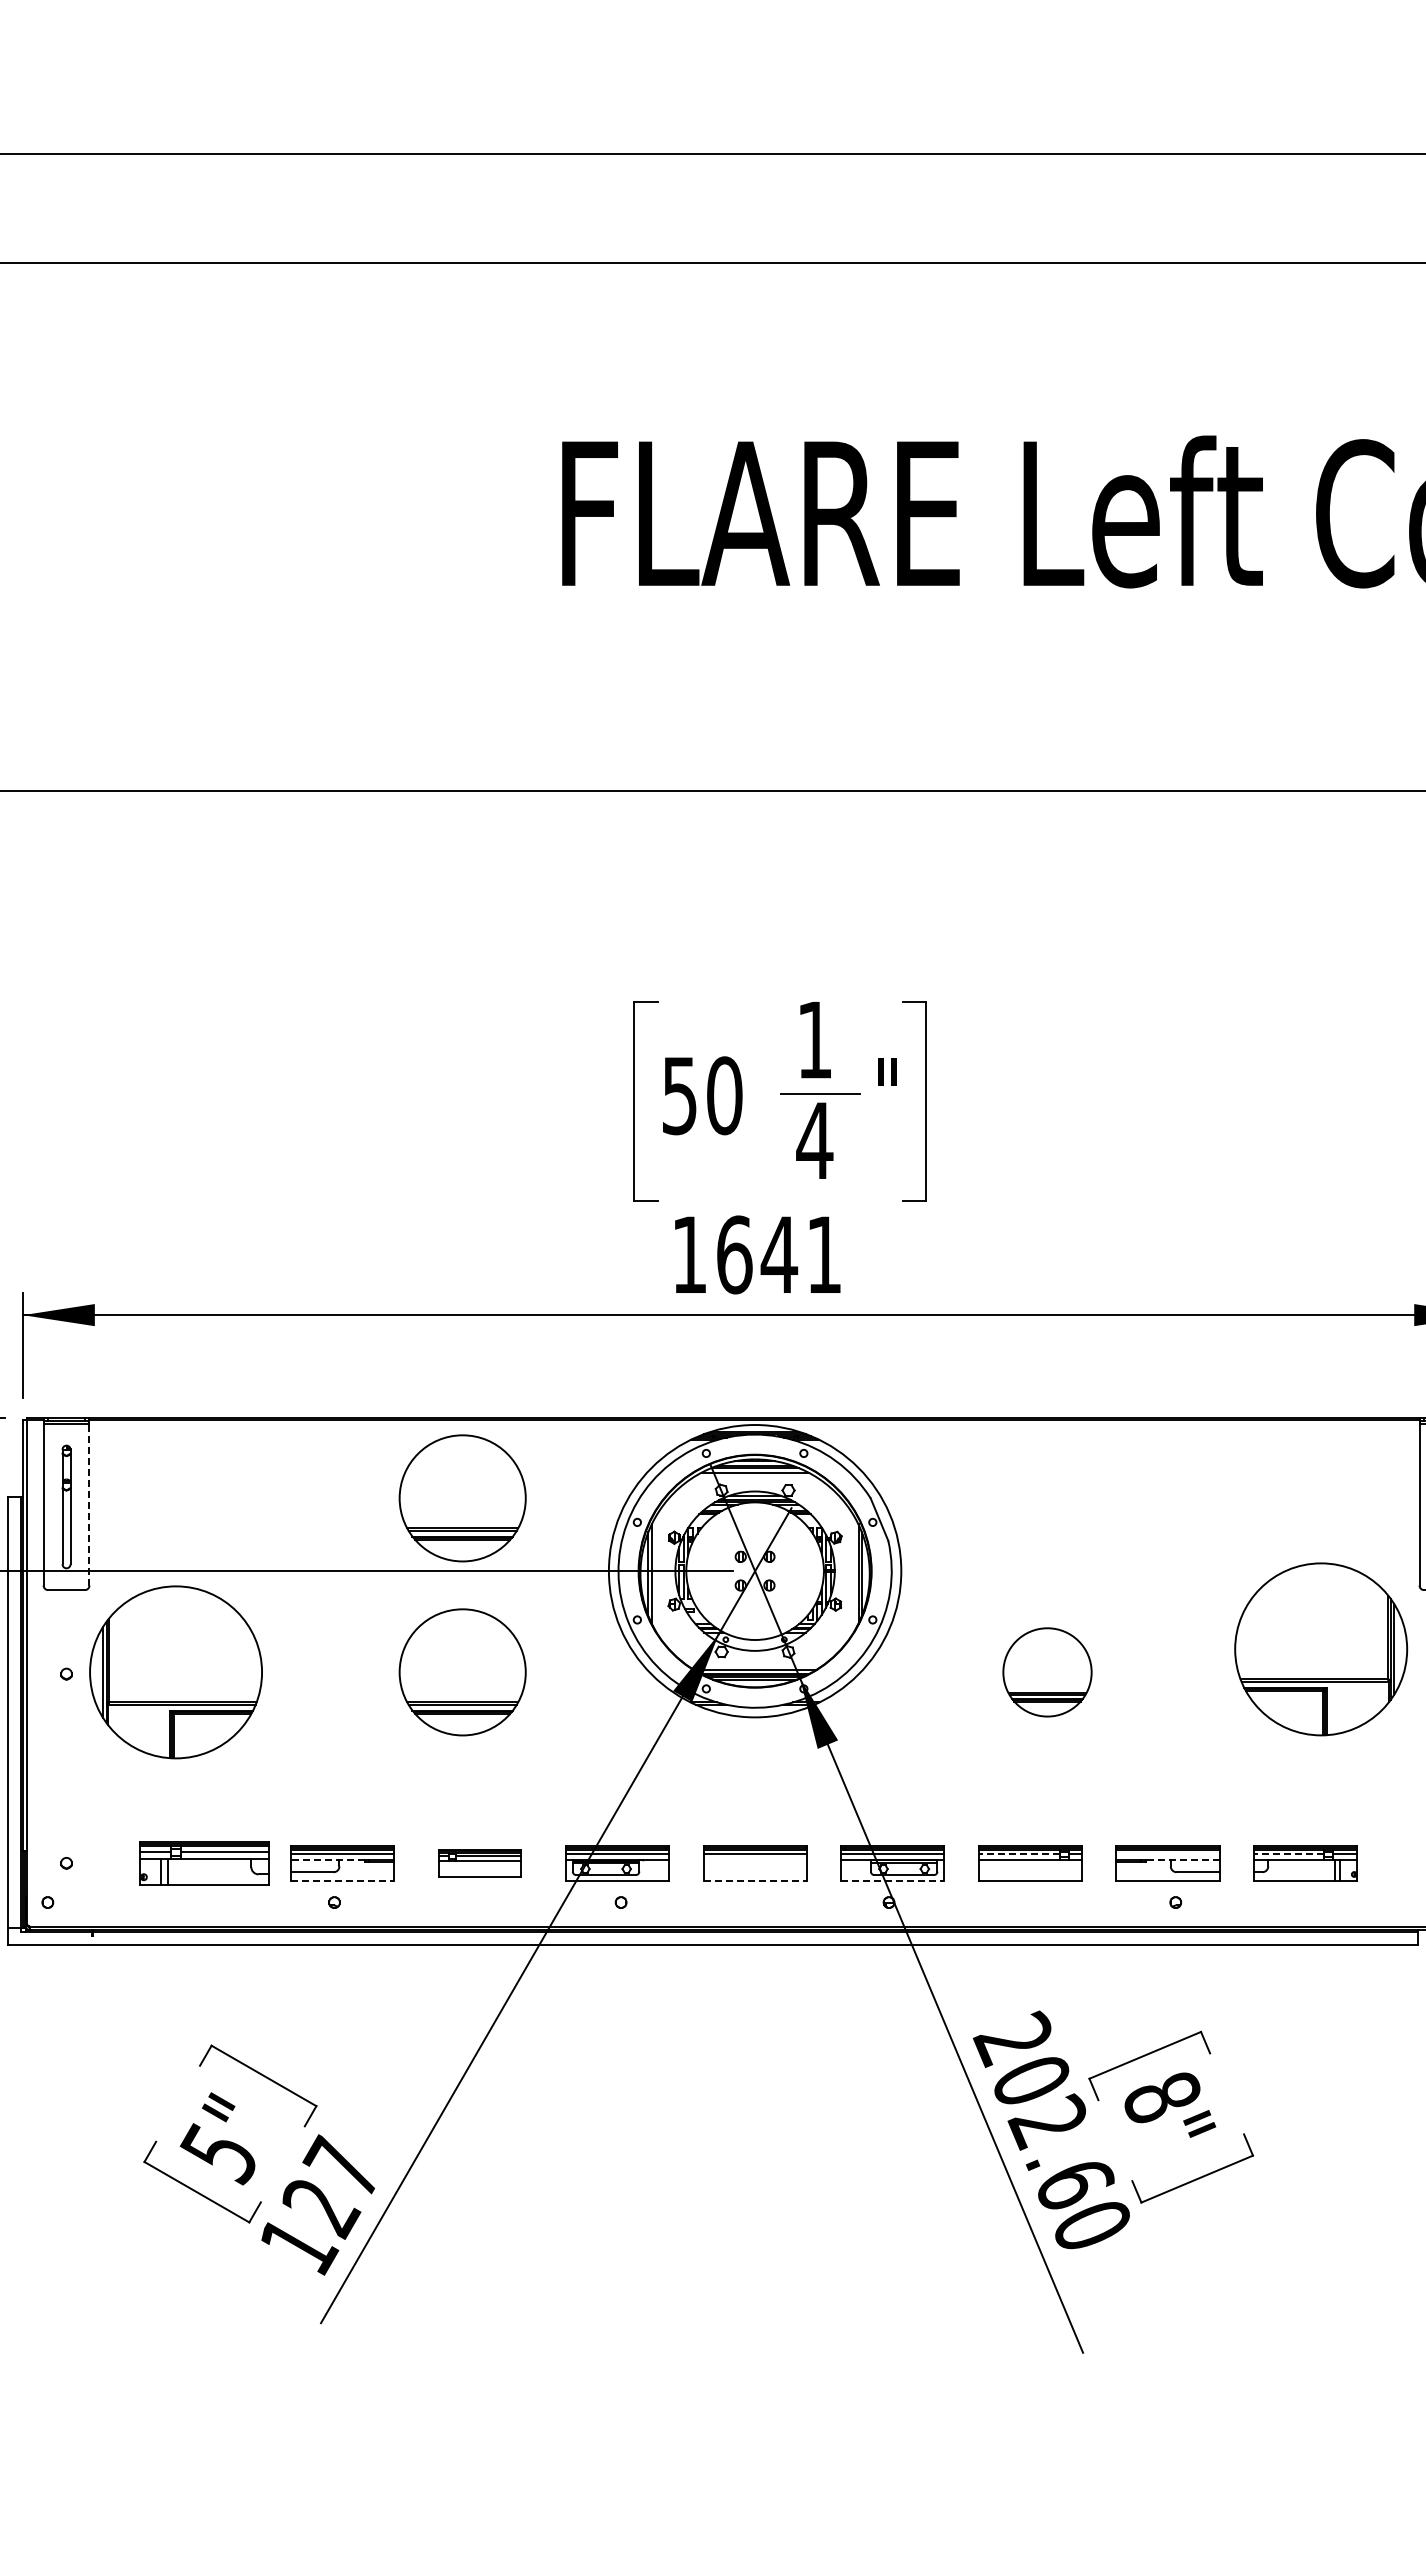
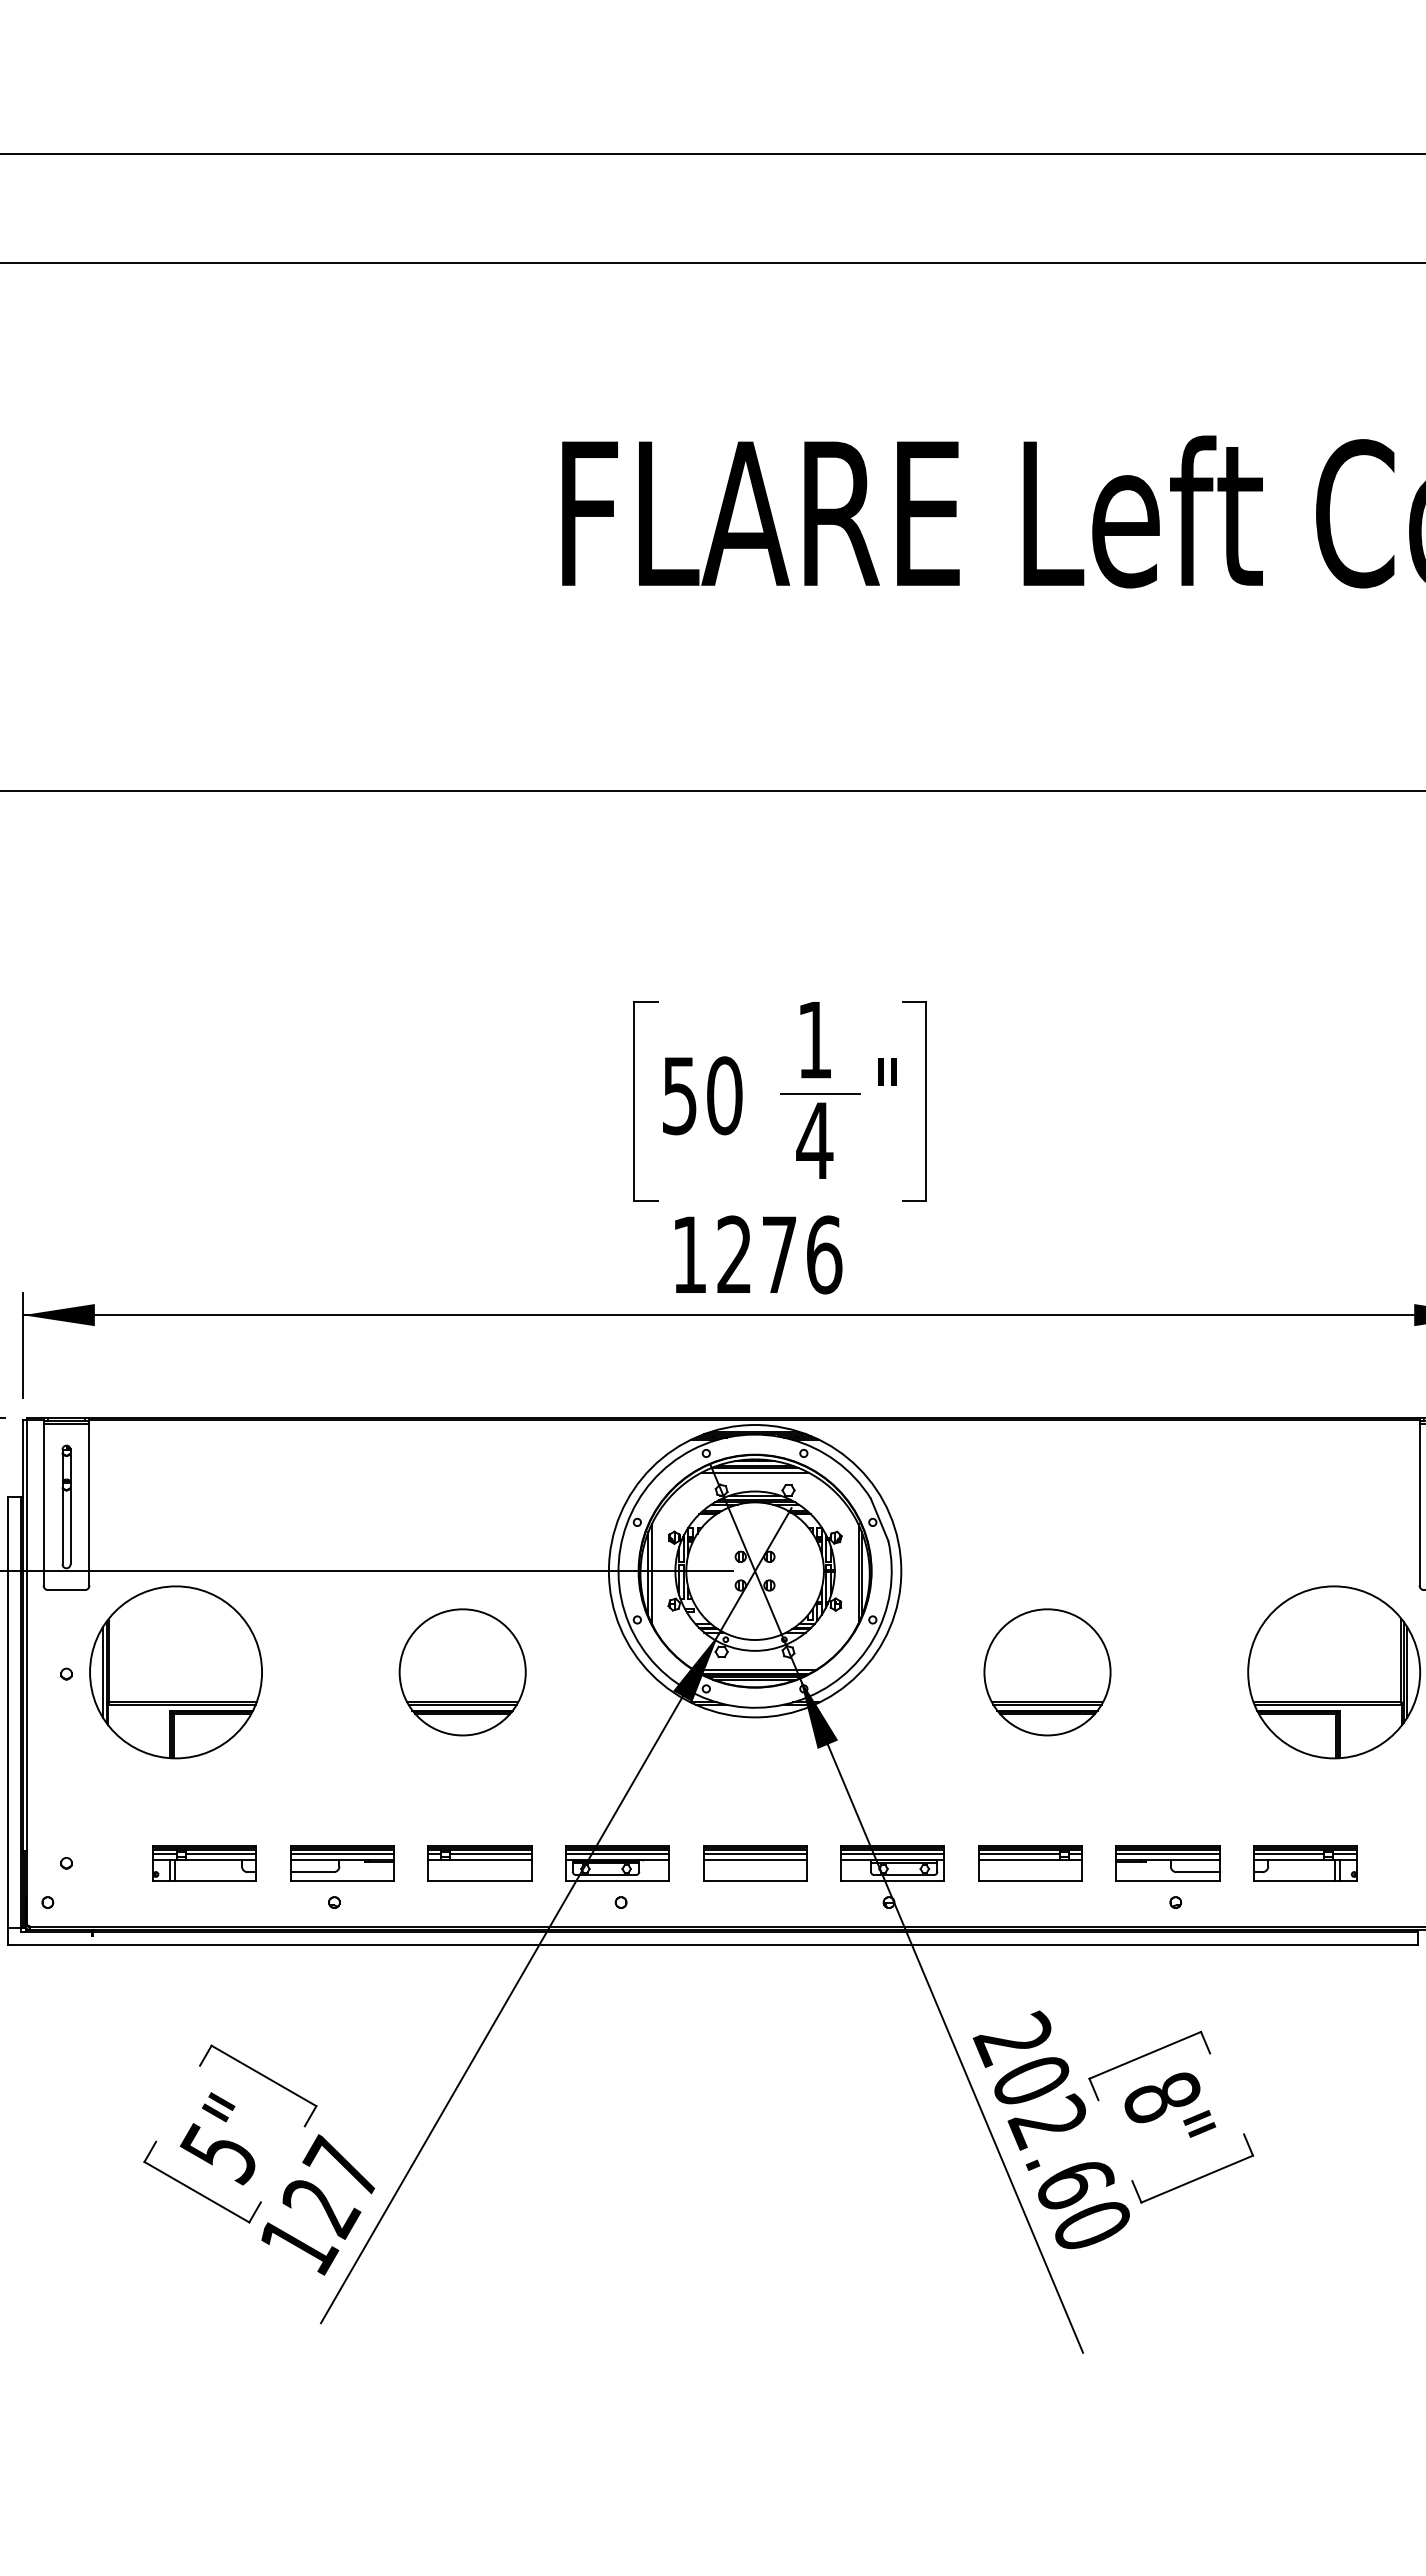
text: 1641 -> 1276 (779, 1254)
part: present -> none (462, 1498)
line: dashed -> solid (89, 1504)
part position: (1321, 1649) -> (1334, 1672) (1334, 1672)
part size: 91x91 px -> 129x129 px (1047, 1672)
line: dashed -> solid (1019, 1854)
line: none -> present (1167, 1854)
line: dashed -> solid (1288, 1854)
line: dashed -> solid (327, 1860)
line: none -> present (754, 1860)
line: dashed -> solid (1182, 1860)
part size: 131x45 px -> 105x37 px (204, 1863)
part size: 84x29 px -> 106x37 px (479, 1863)
line: dashed -> solid (342, 1880)
line: dashed -> solid (755, 1880)
line: dashed -> solid (892, 1880)
